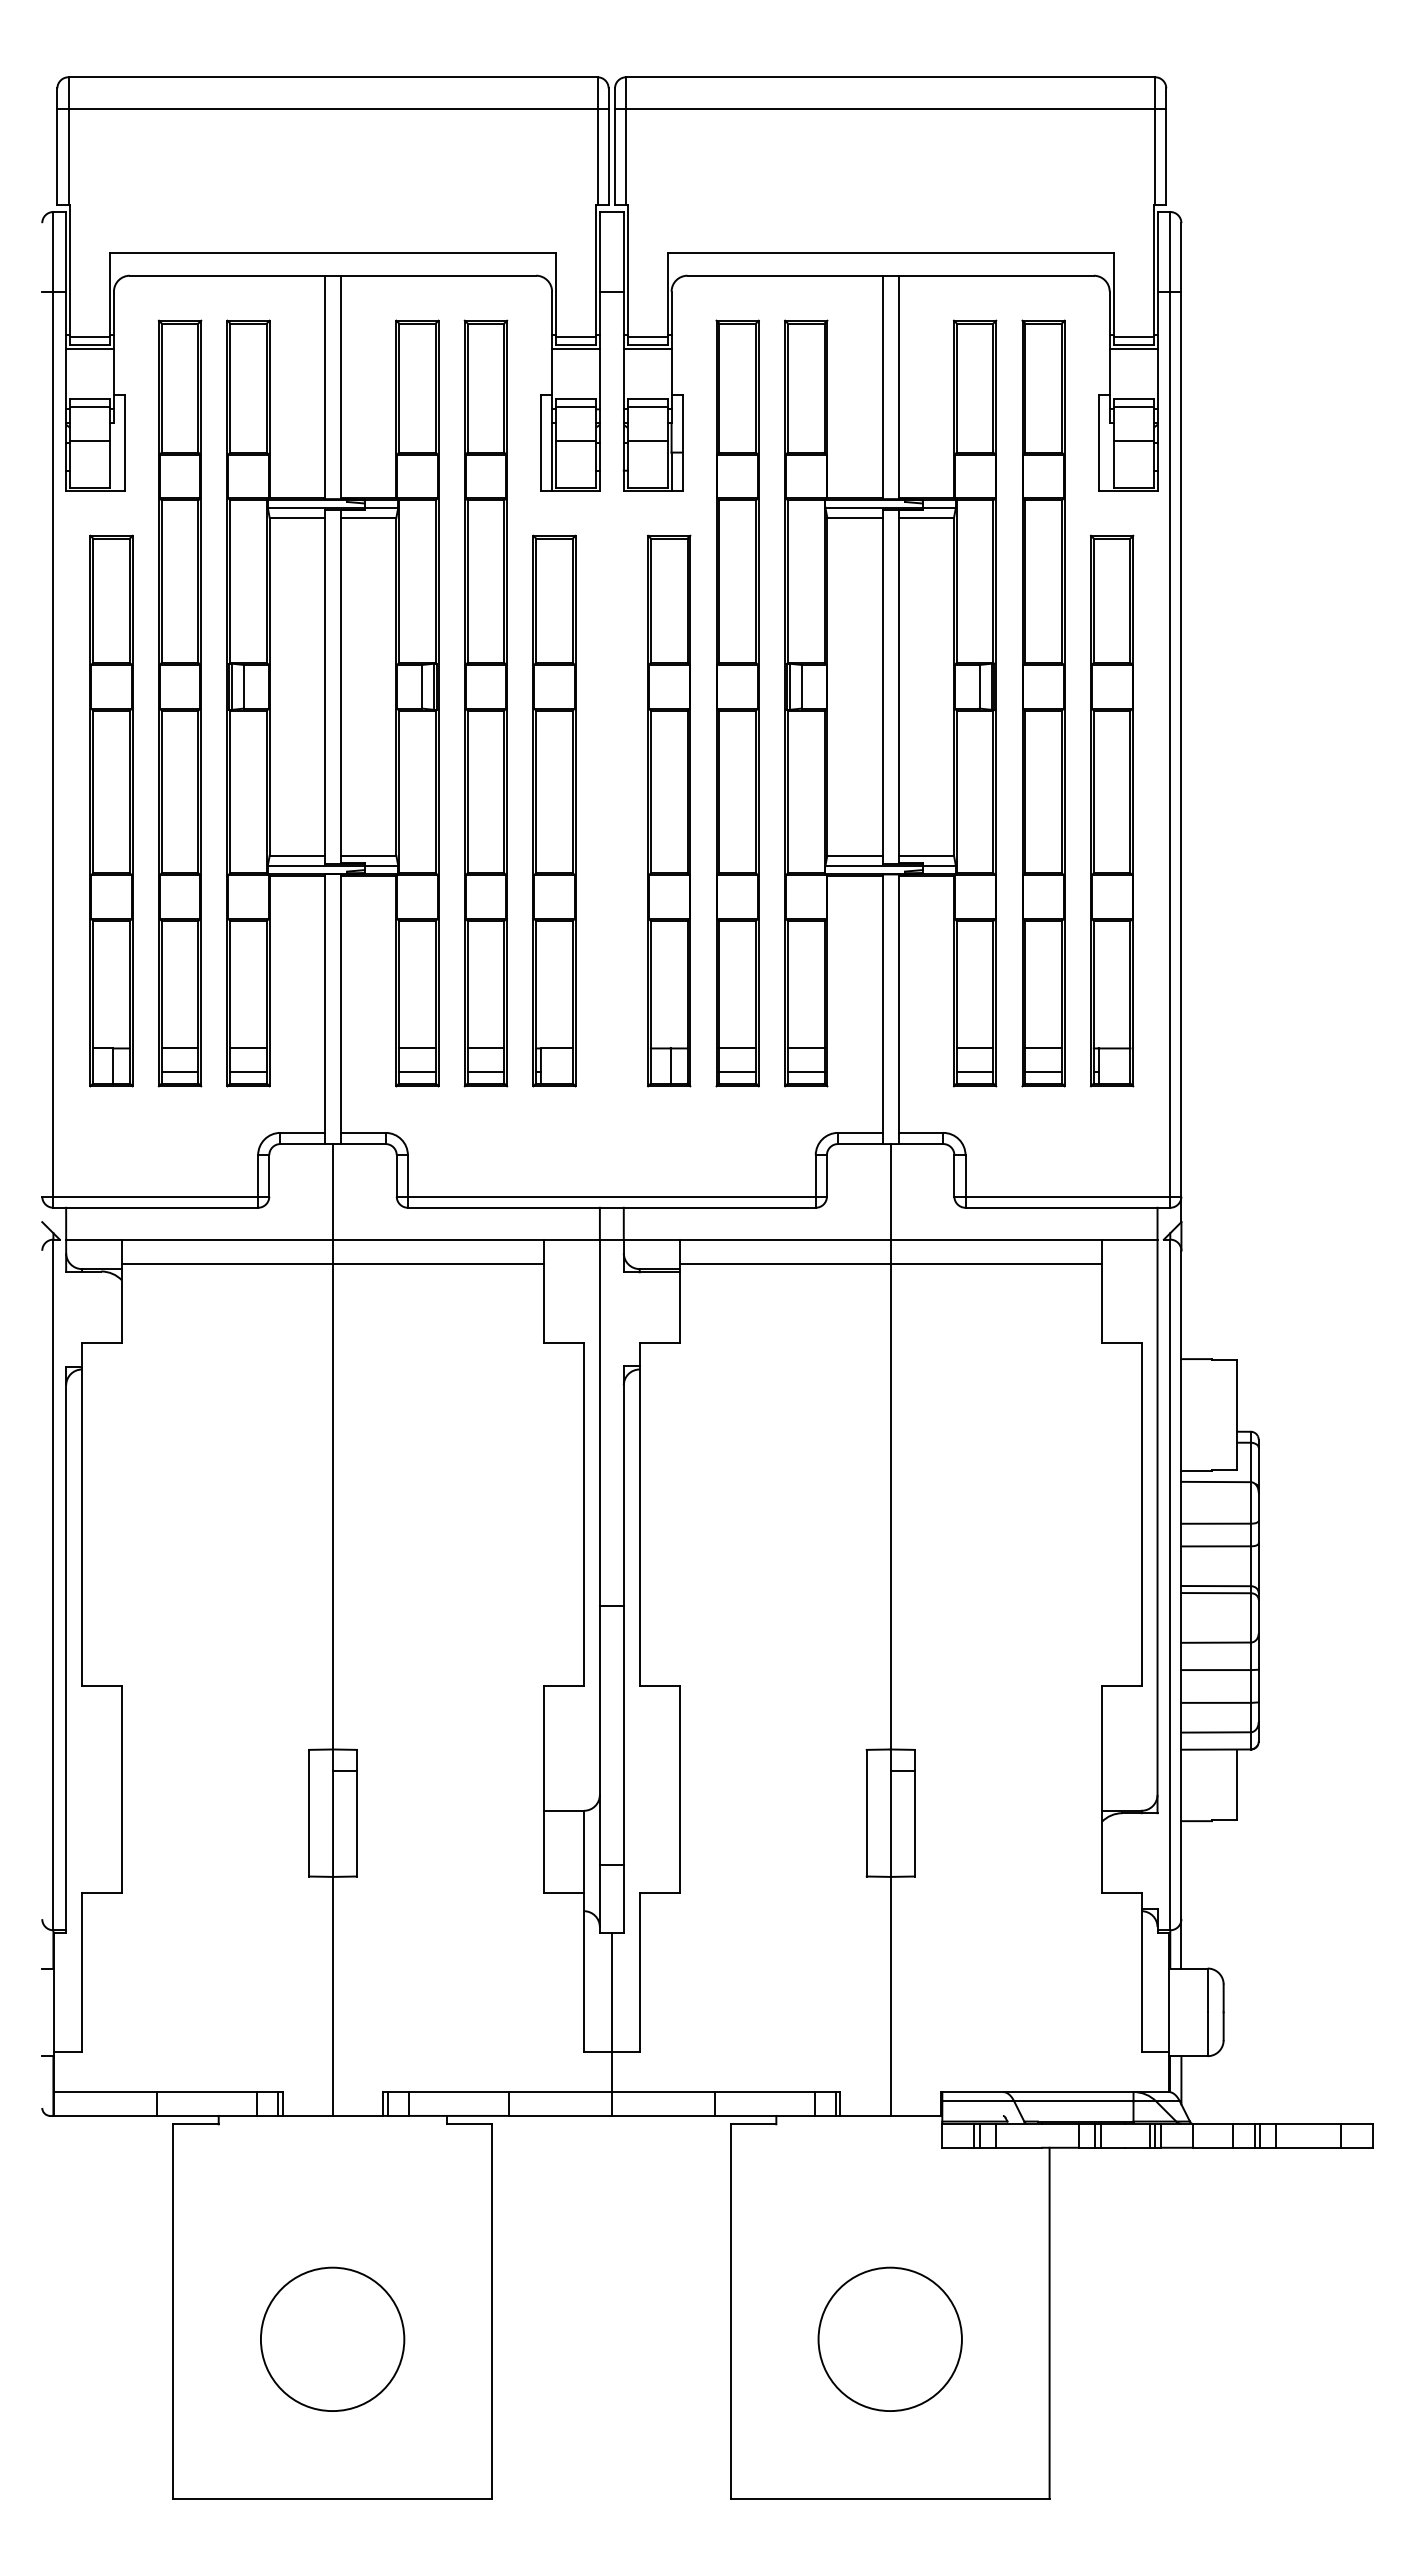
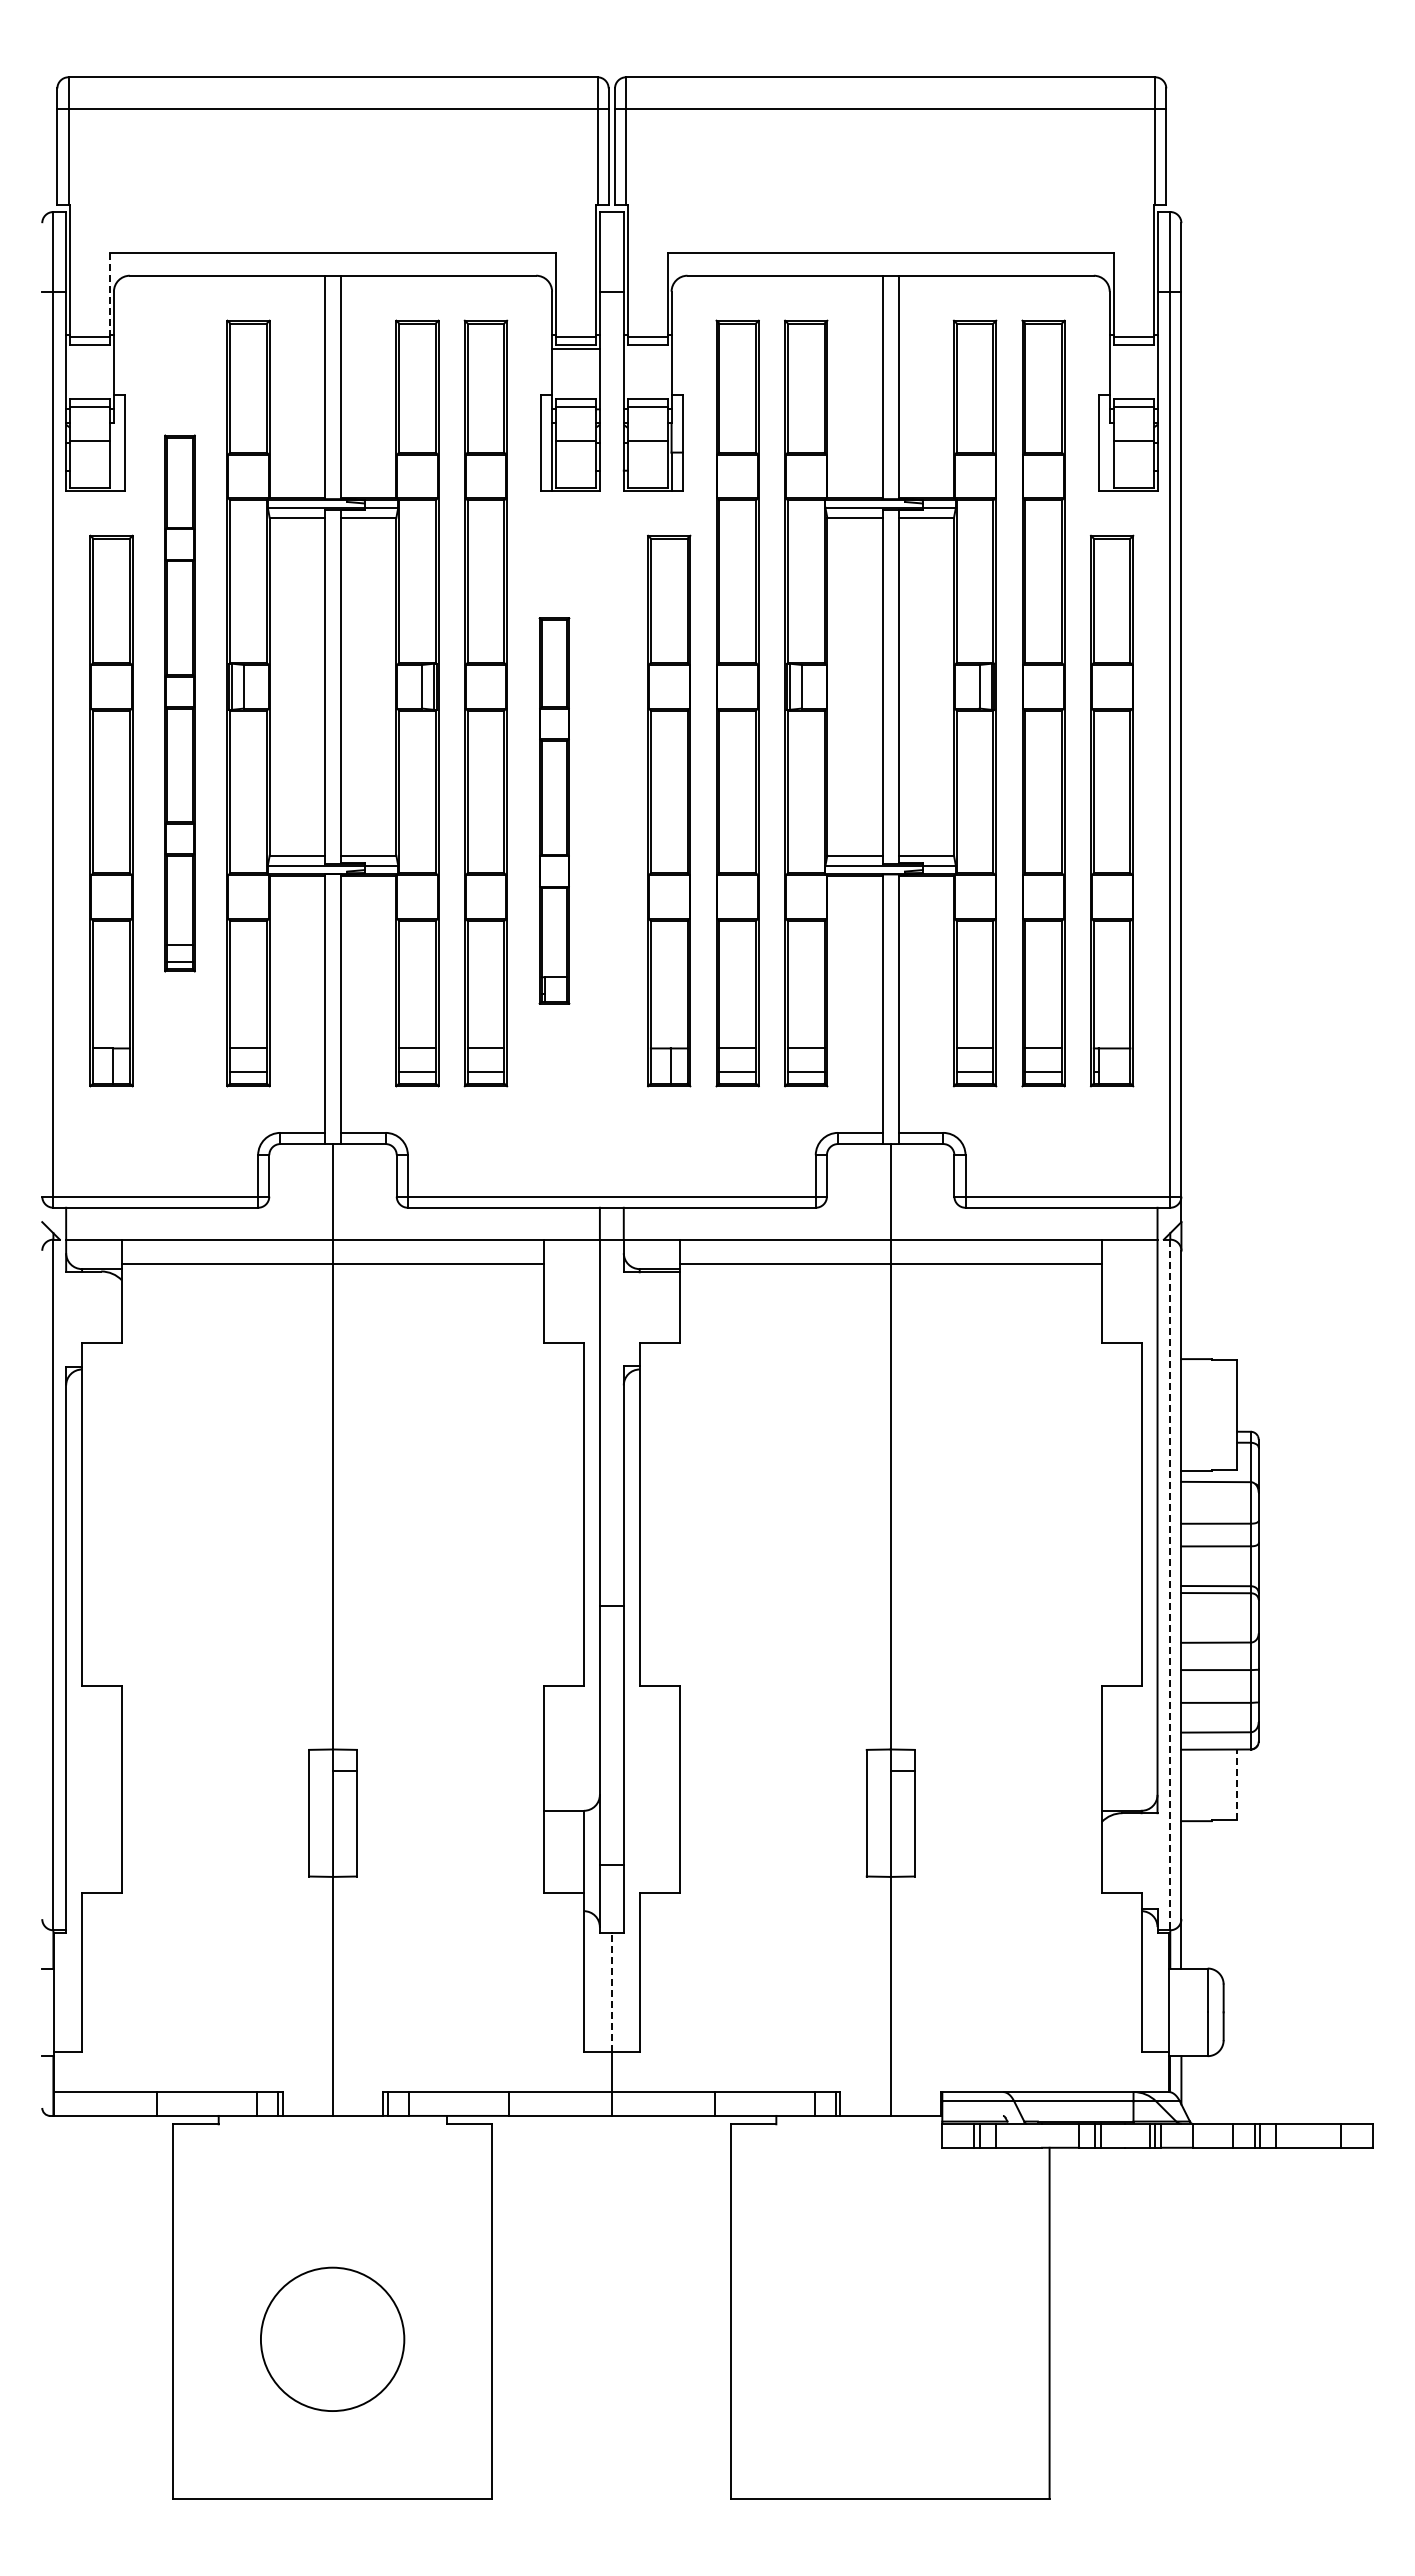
line: solid -> dashed (109, 294)
line: present -> none (89, 349)
line: present -> none (647, 349)
line: present -> none (1133, 349)
part size: 46x769 px -> 32x539 px (179, 703)
part size: 45x554 px -> 33x388 px (554, 810)
line: solid -> dashed (1170, 1585)
line: solid -> dashed (1237, 1784)
line: solid -> dashed (611, 1992)
circle: present -> none (889, 2338)
